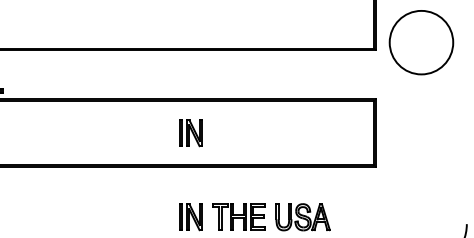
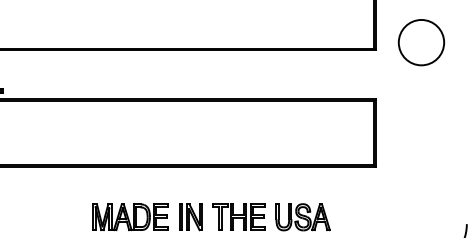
circle diameter: 64 px -> 45 px (421, 42)
part: present -> none (190, 133)
part: none -> present (130, 217)
